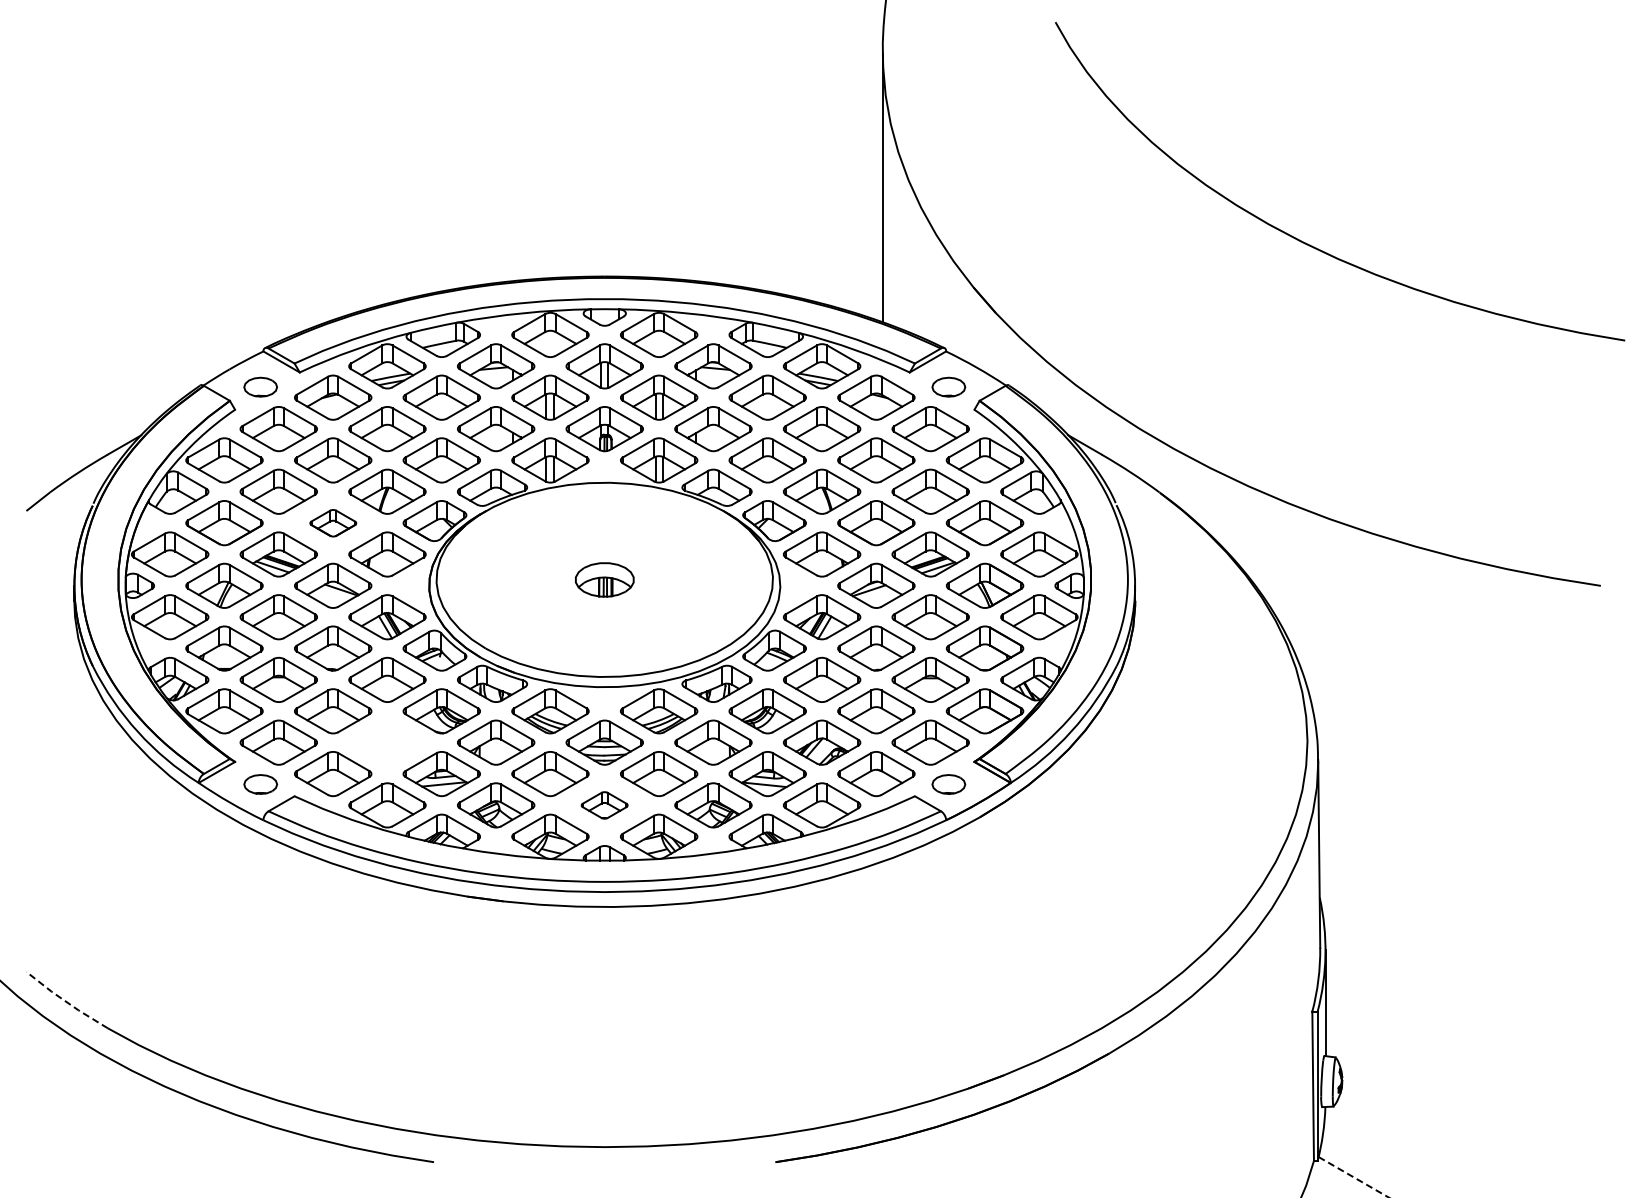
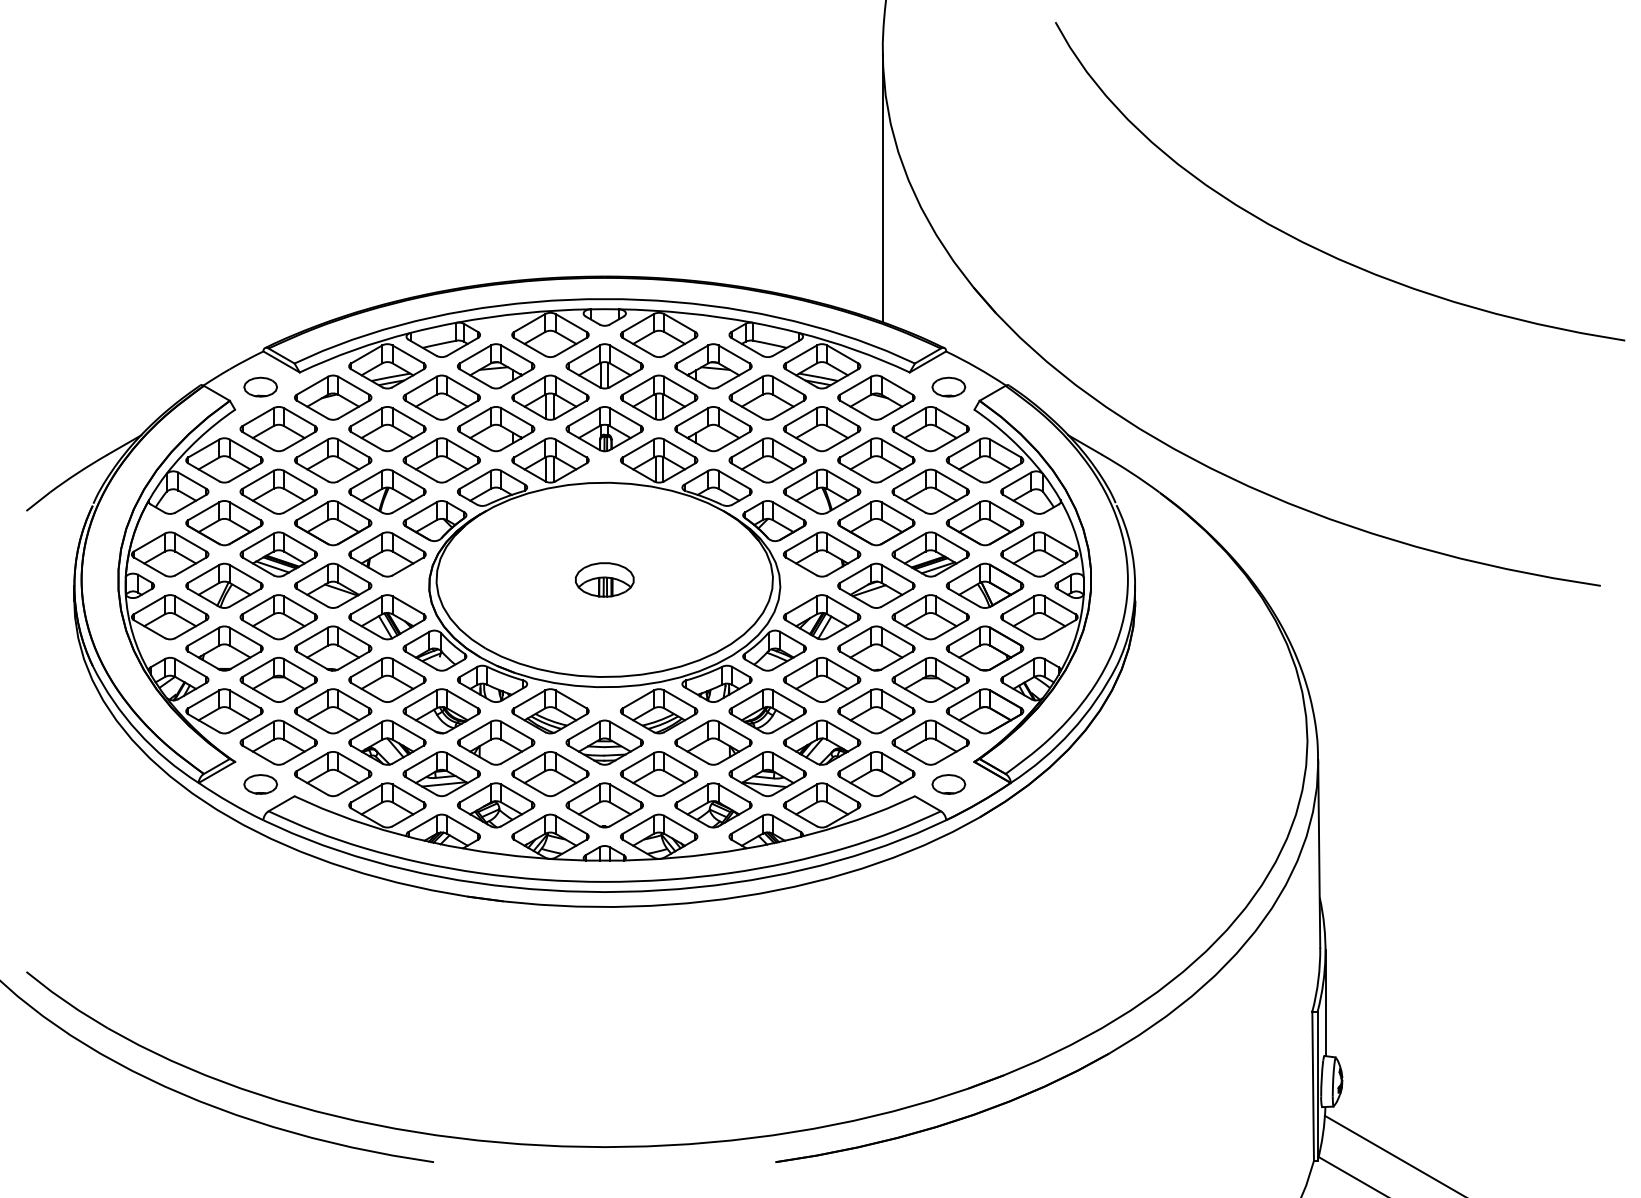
part size: 49x29 px -> 79x47 px (333, 523)
part: none -> present (387, 742)
part size: 49x29 px -> 79x47 px (604, 805)
line: dashed -> solid (66, 1001)
line: none -> present (1393, 1154)
line: dashed -> solid (1354, 1177)
